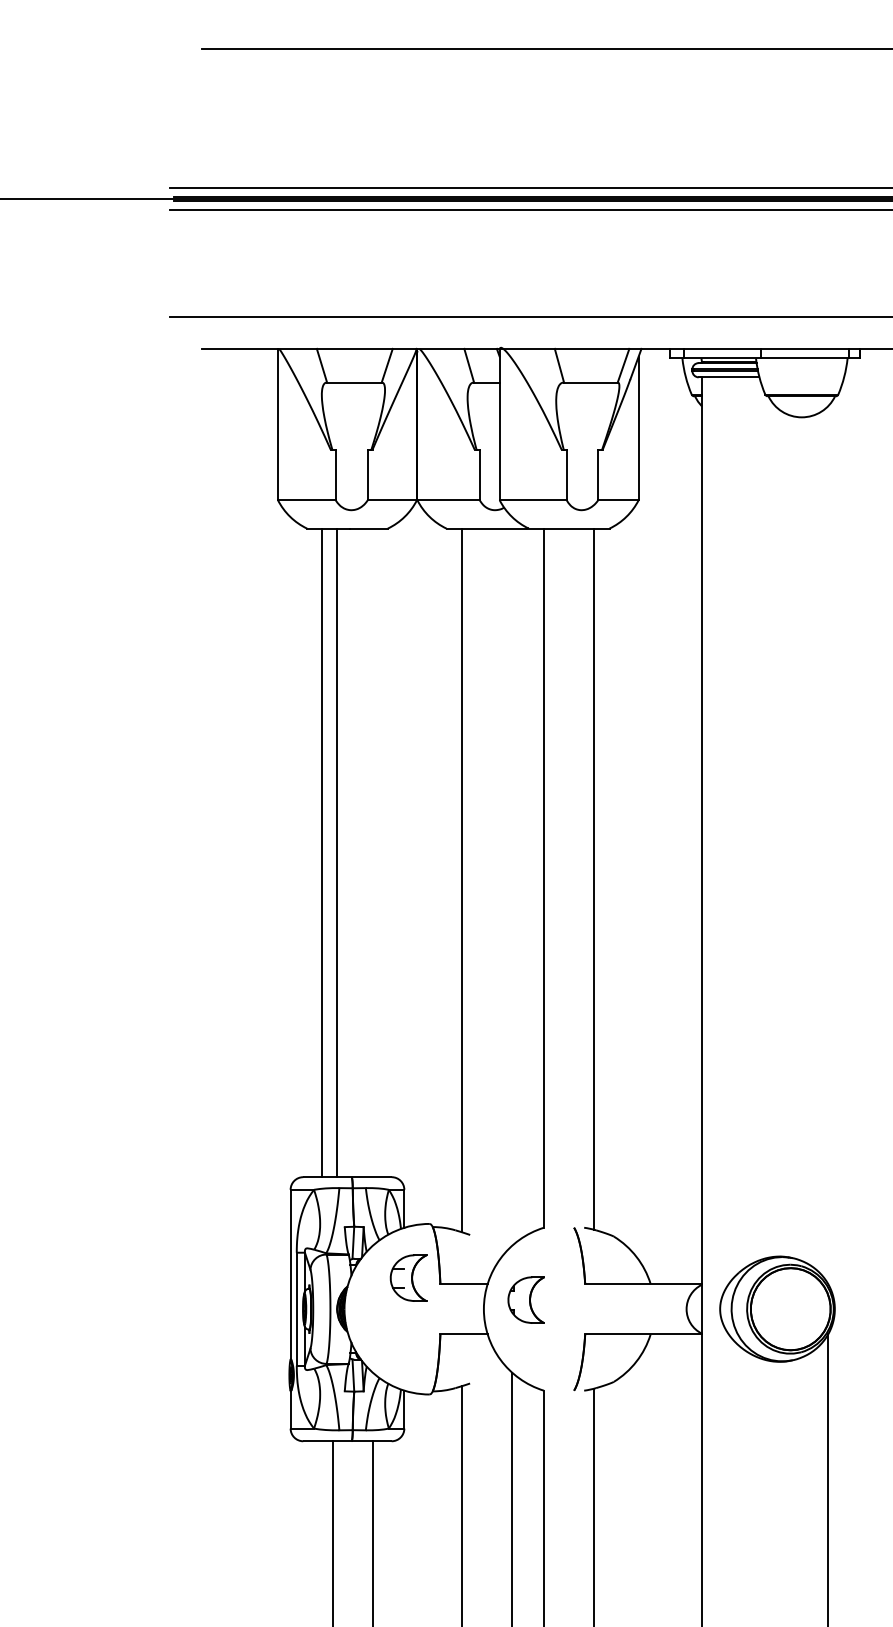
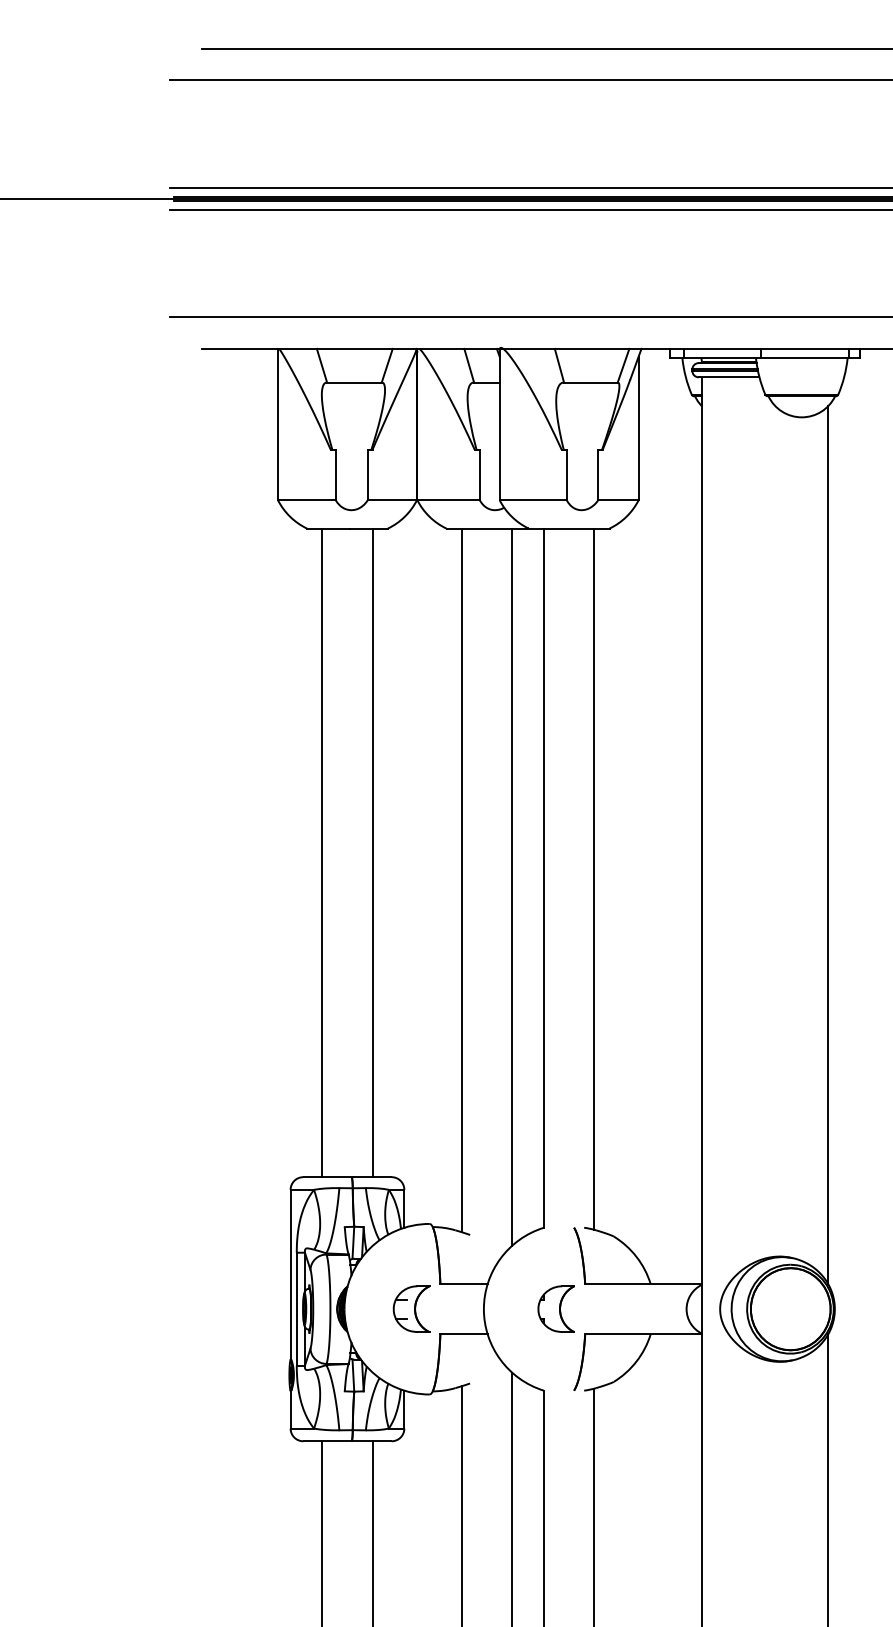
line: none -> present (529, 80)
line: none -> present (828, 845)
line position: (336, 852) -> (372, 852) (372, 852)
line: none -> present (512, 886)
part position: (408, 1277) -> (411, 1308) (411, 1308)
part position: (525, 1299) -> (555, 1308) (555, 1308)
line position: (333, 1532) -> (322, 1532) (322, 1532)
